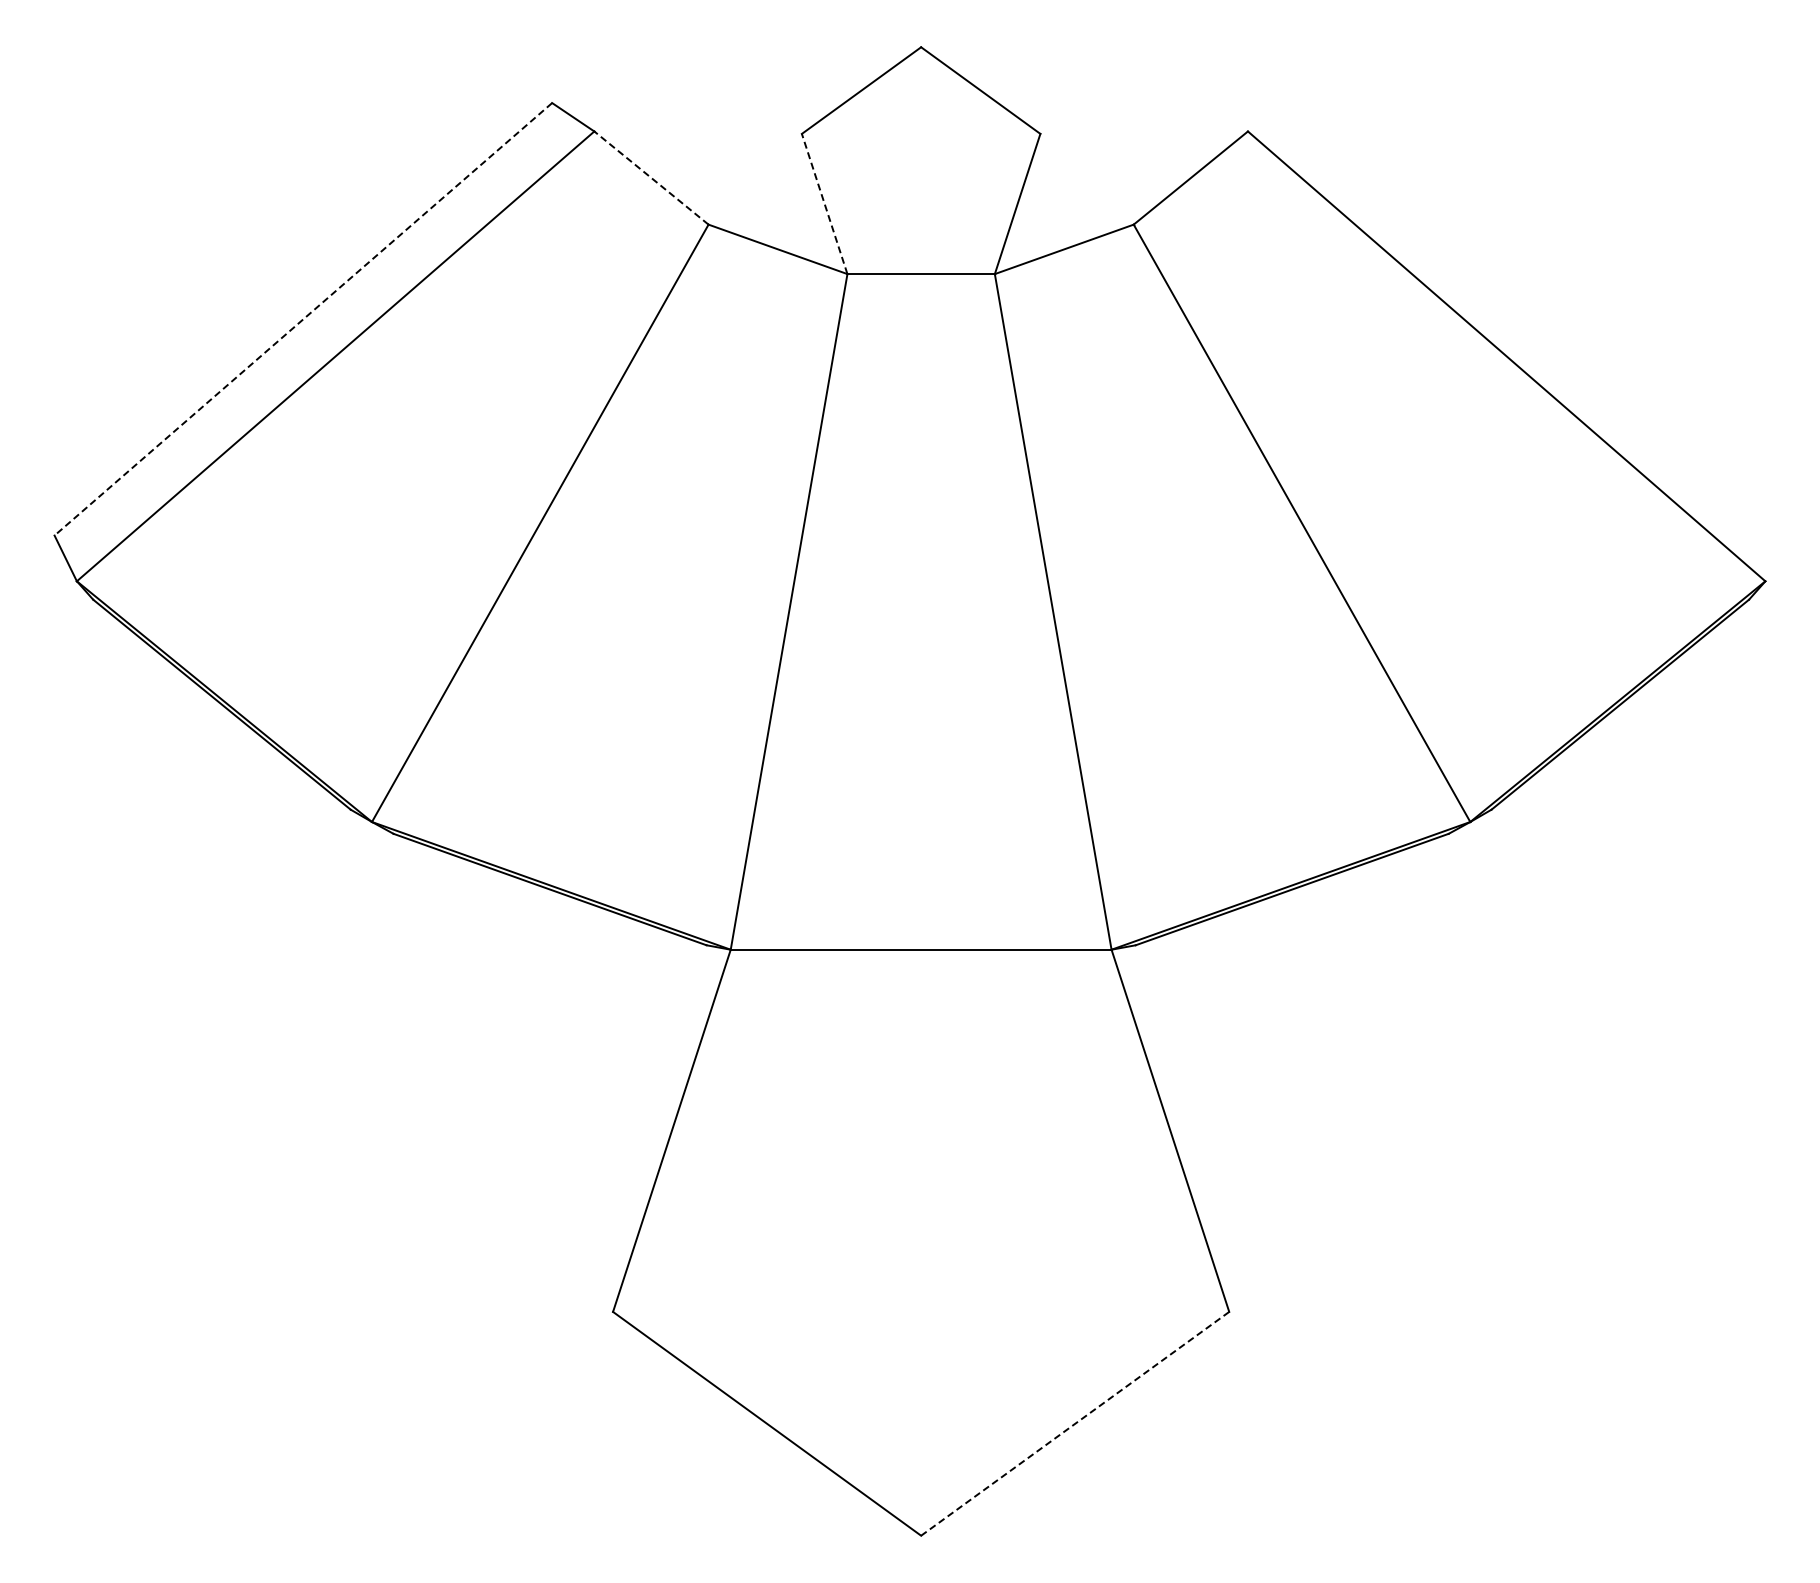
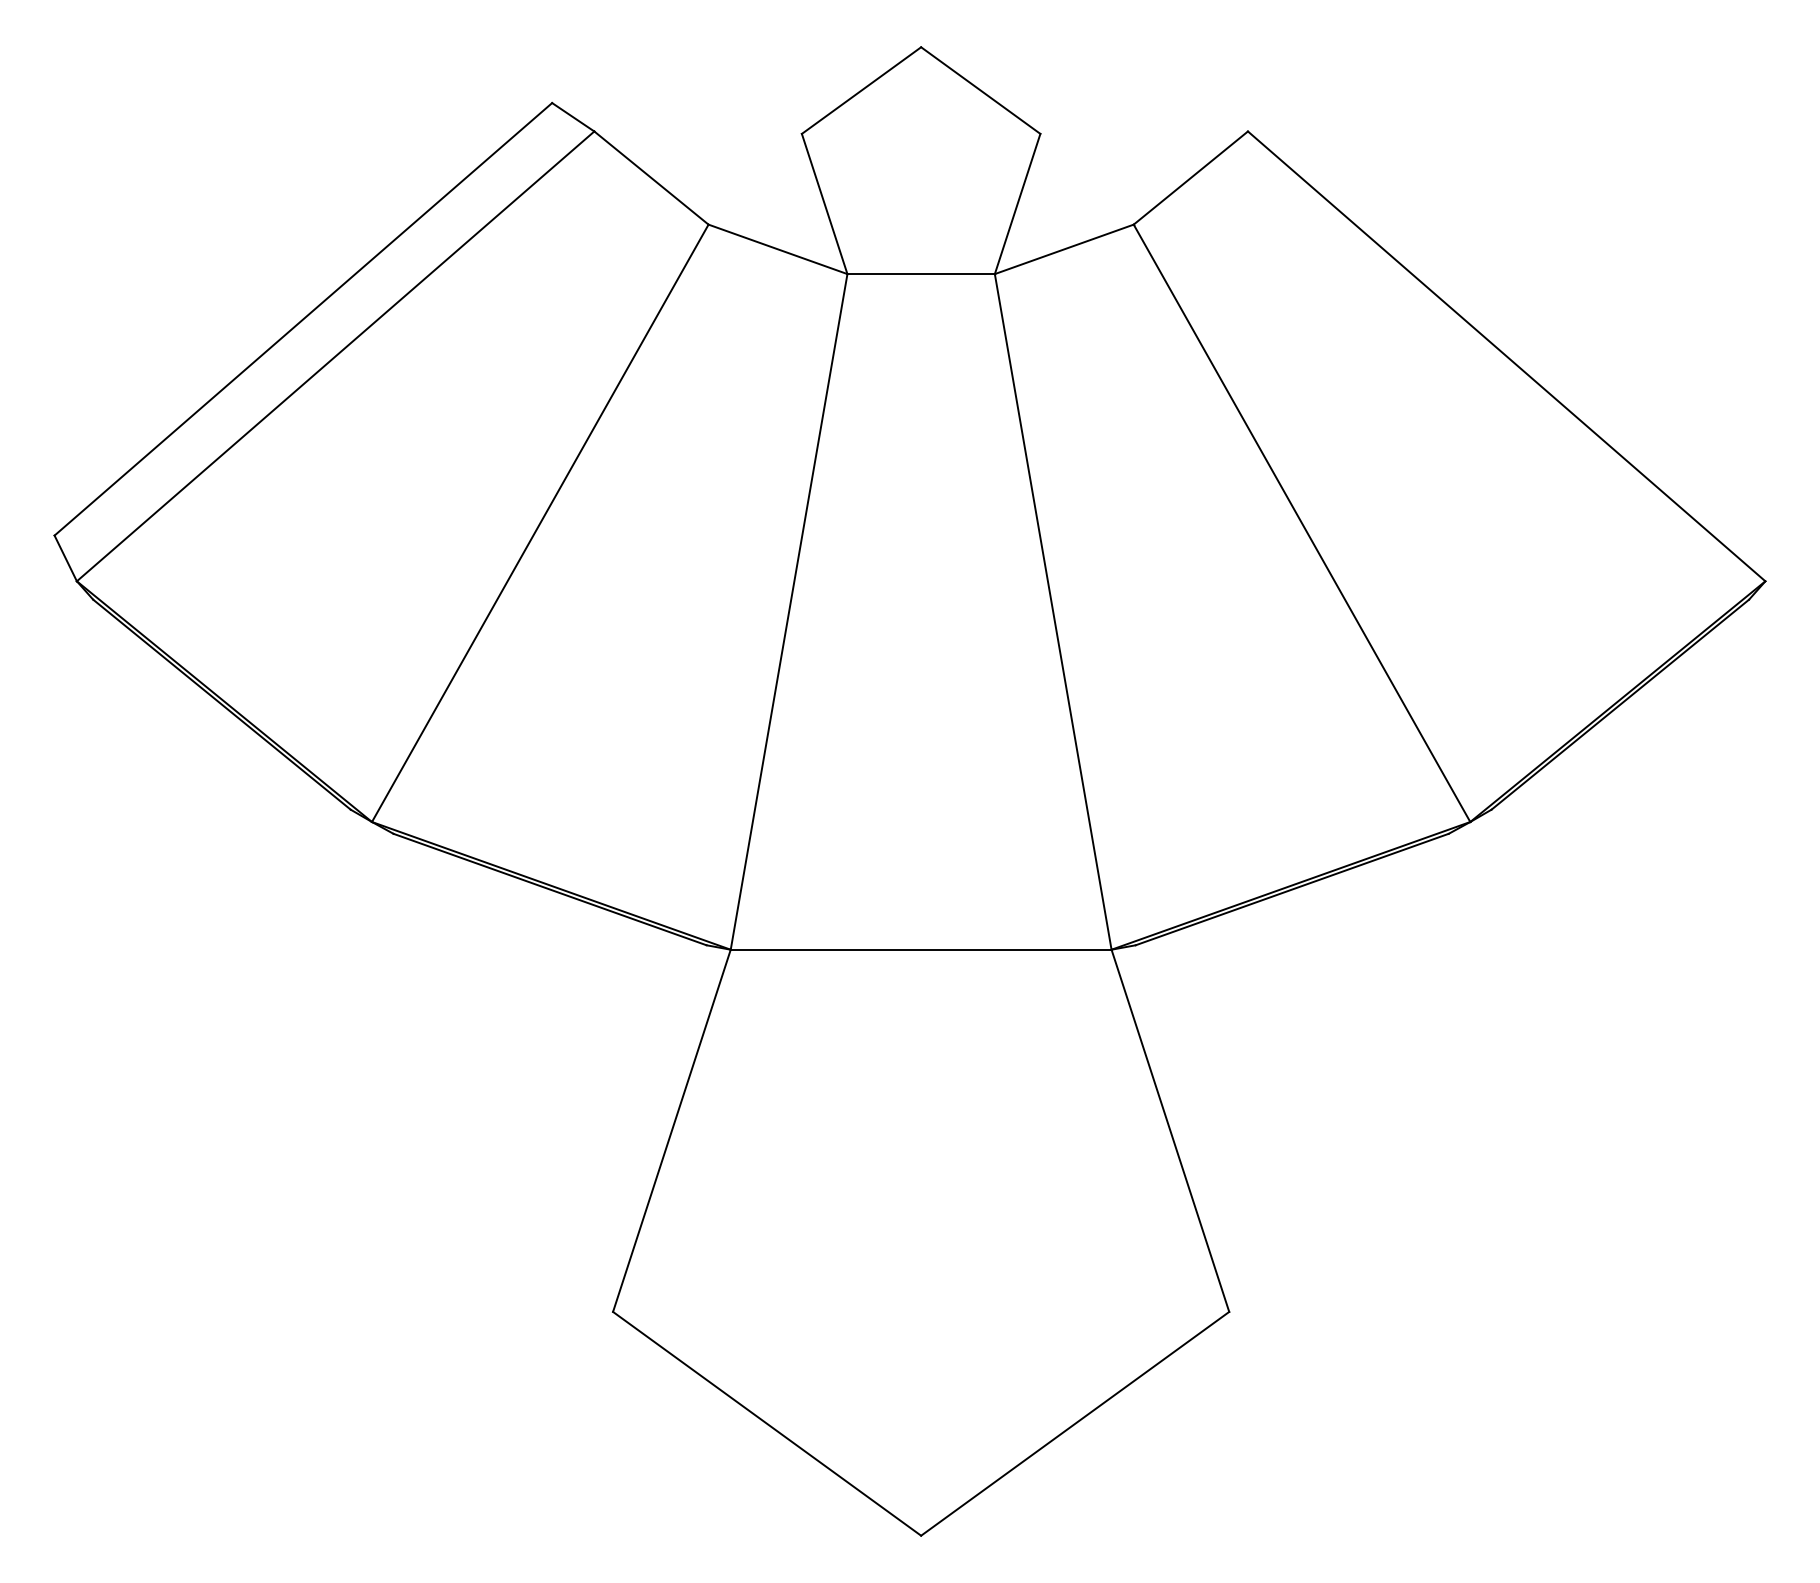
line: dashed -> solid (651, 178)
line: dashed -> solid (824, 204)
line: dashed -> solid (303, 319)
line: dashed -> solid (1074, 1424)
